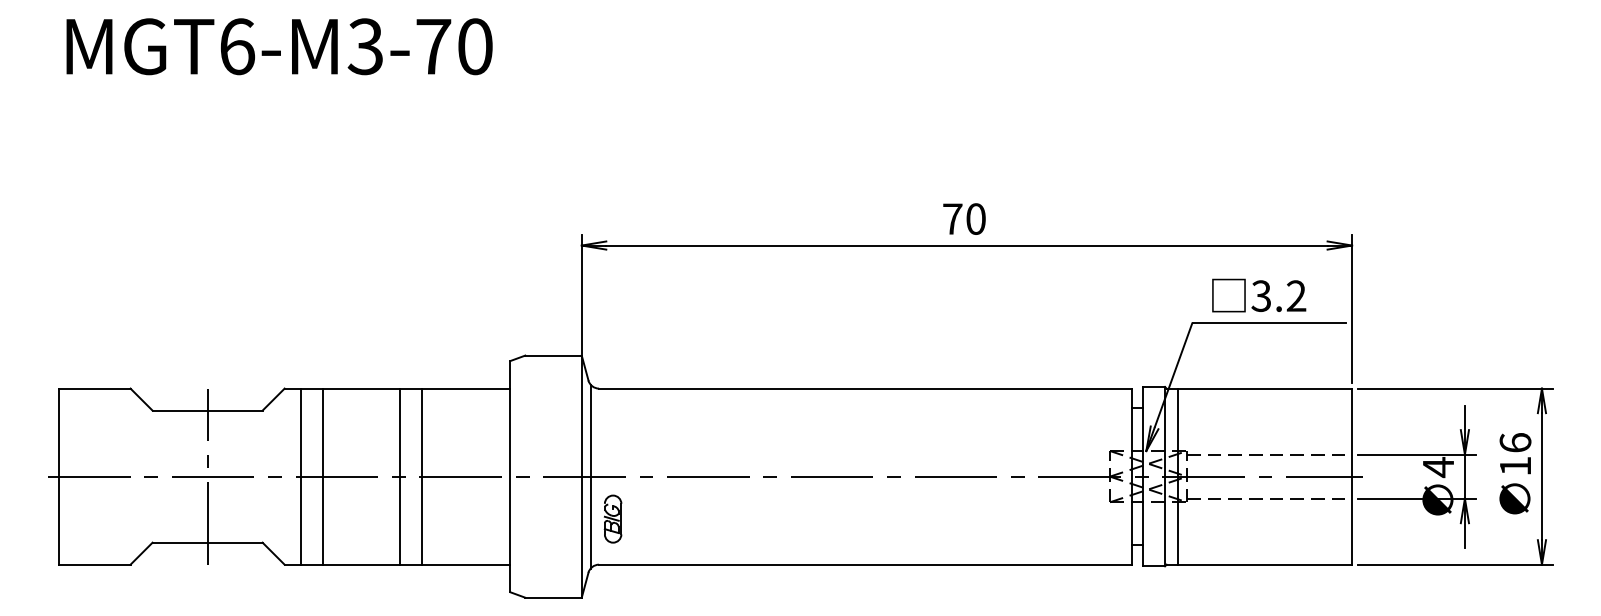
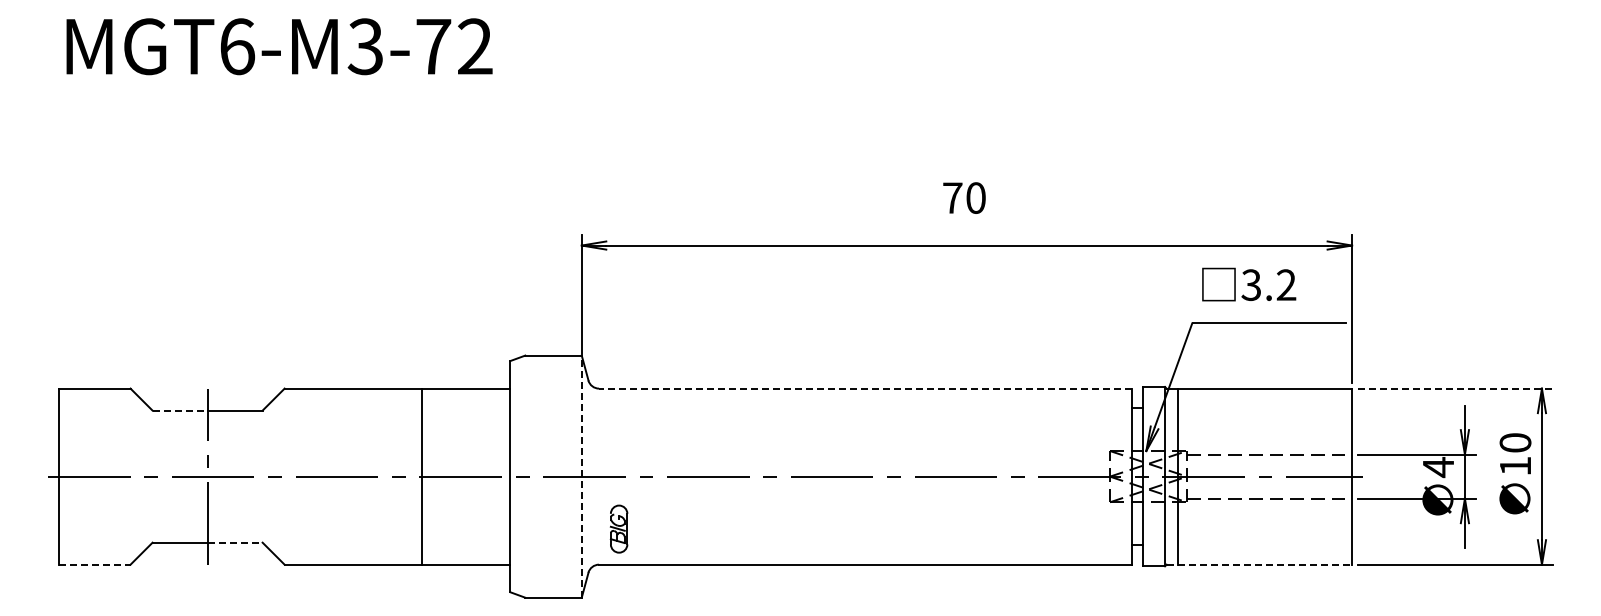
text: MGT6-M3-70 -> MGT6-M3-72 (475, 46)
text position: (964, 218) -> (964, 197) (964, 197)
text position: (1259, 295) -> (1249, 284) (1249, 284)
line: solid -> dashed (865, 388)
line: solid -> dashed (1455, 388)
line: solid -> dashed (180, 410)
text: 16 -> 10 (1515, 442)
line: present -> none (301, 476)
line: present -> none (323, 476)
line: present -> none (400, 476)
line: solid -> dashed (581, 476)
line: present -> none (590, 476)
part position: (612, 518) -> (618, 528) (618, 528)
line: solid -> dashed (235, 542)
line: solid -> dashed (94, 564)
line: solid -> dashed (1259, 564)
